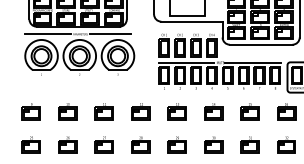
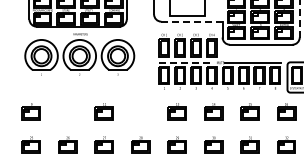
line: solid -> dashed (299, 18)
line: solid -> dashed (191, 21)
line: present -> none (47, 34)
line: present -> none (110, 34)
line: solid -> dashed (186, 62)
part: present -> none (67, 111)
part: present -> none (140, 111)
